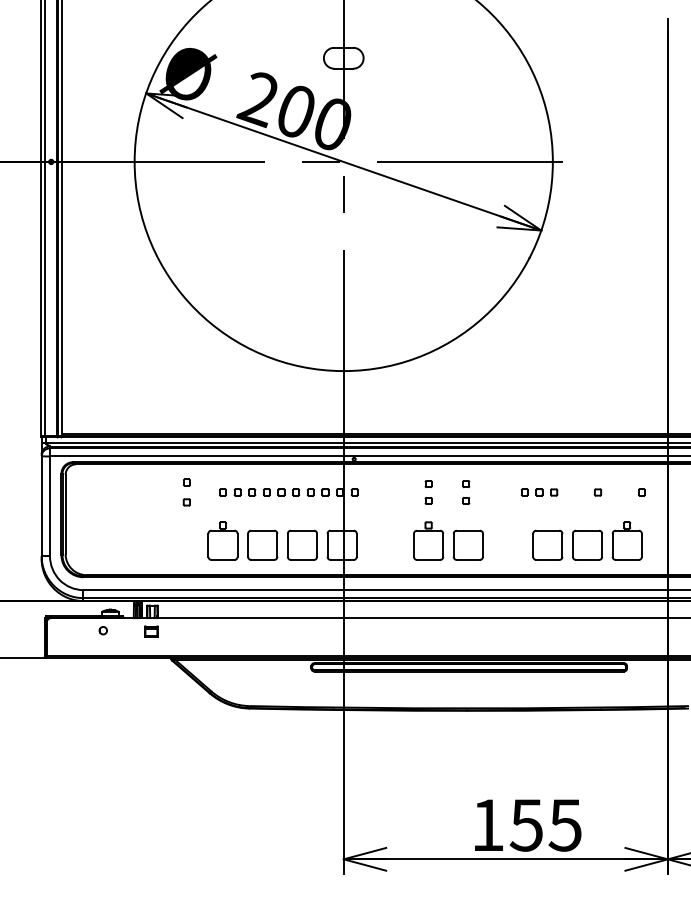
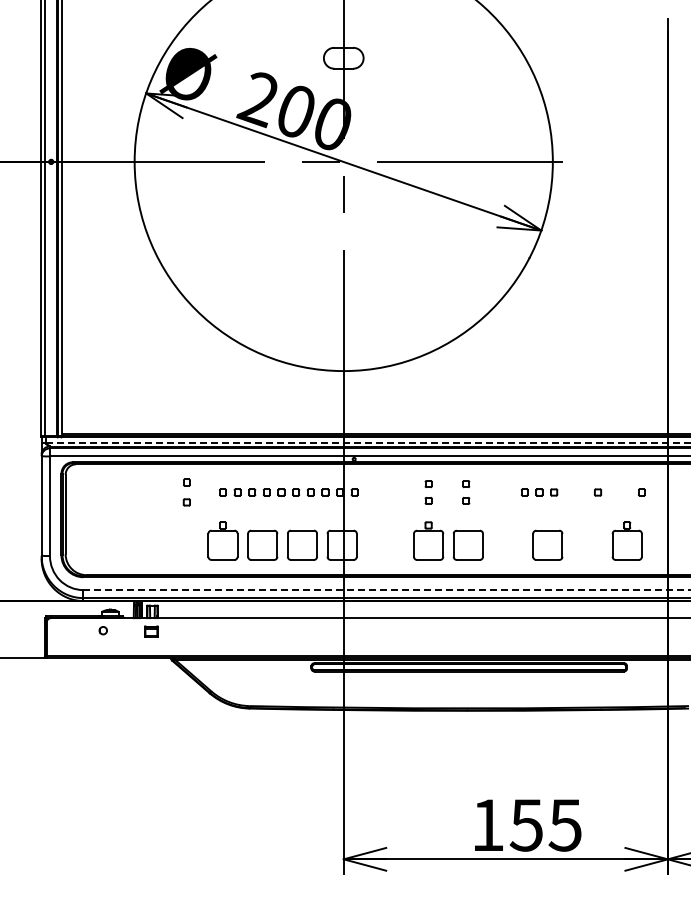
line: solid -> dashed (368, 442)
part: present -> none (587, 544)
line: solid -> dashed (387, 590)
